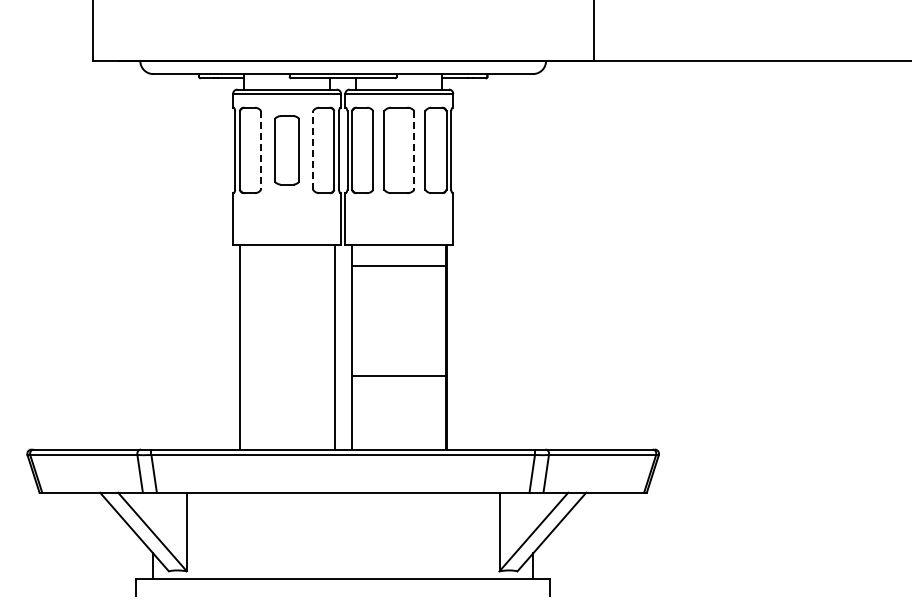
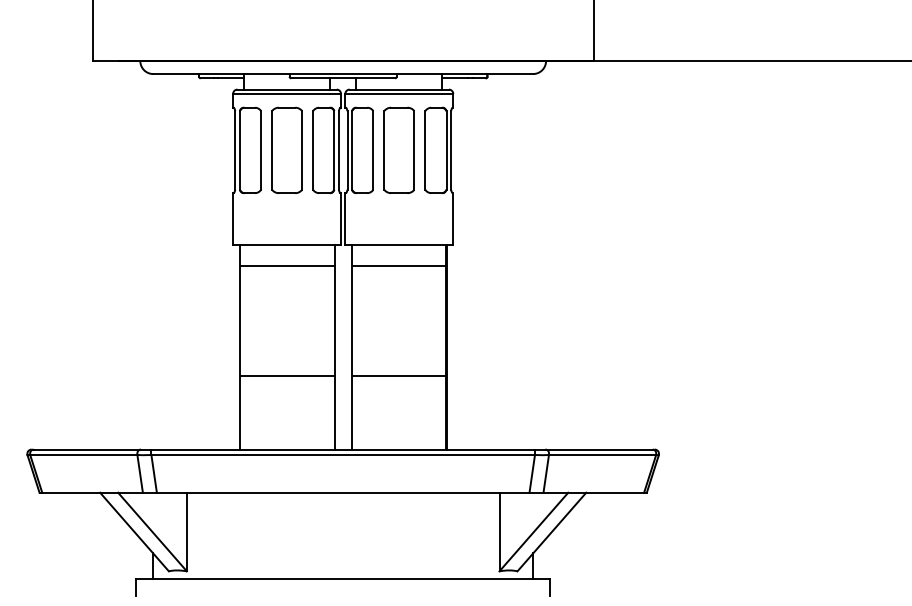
line: dashed -> solid (313, 149)
line: dashed -> solid (261, 150)
part size: 26x71 px -> 32x88 px (286, 149)
line: dashed -> solid (414, 150)
hatch: none -> present (286, 321)
